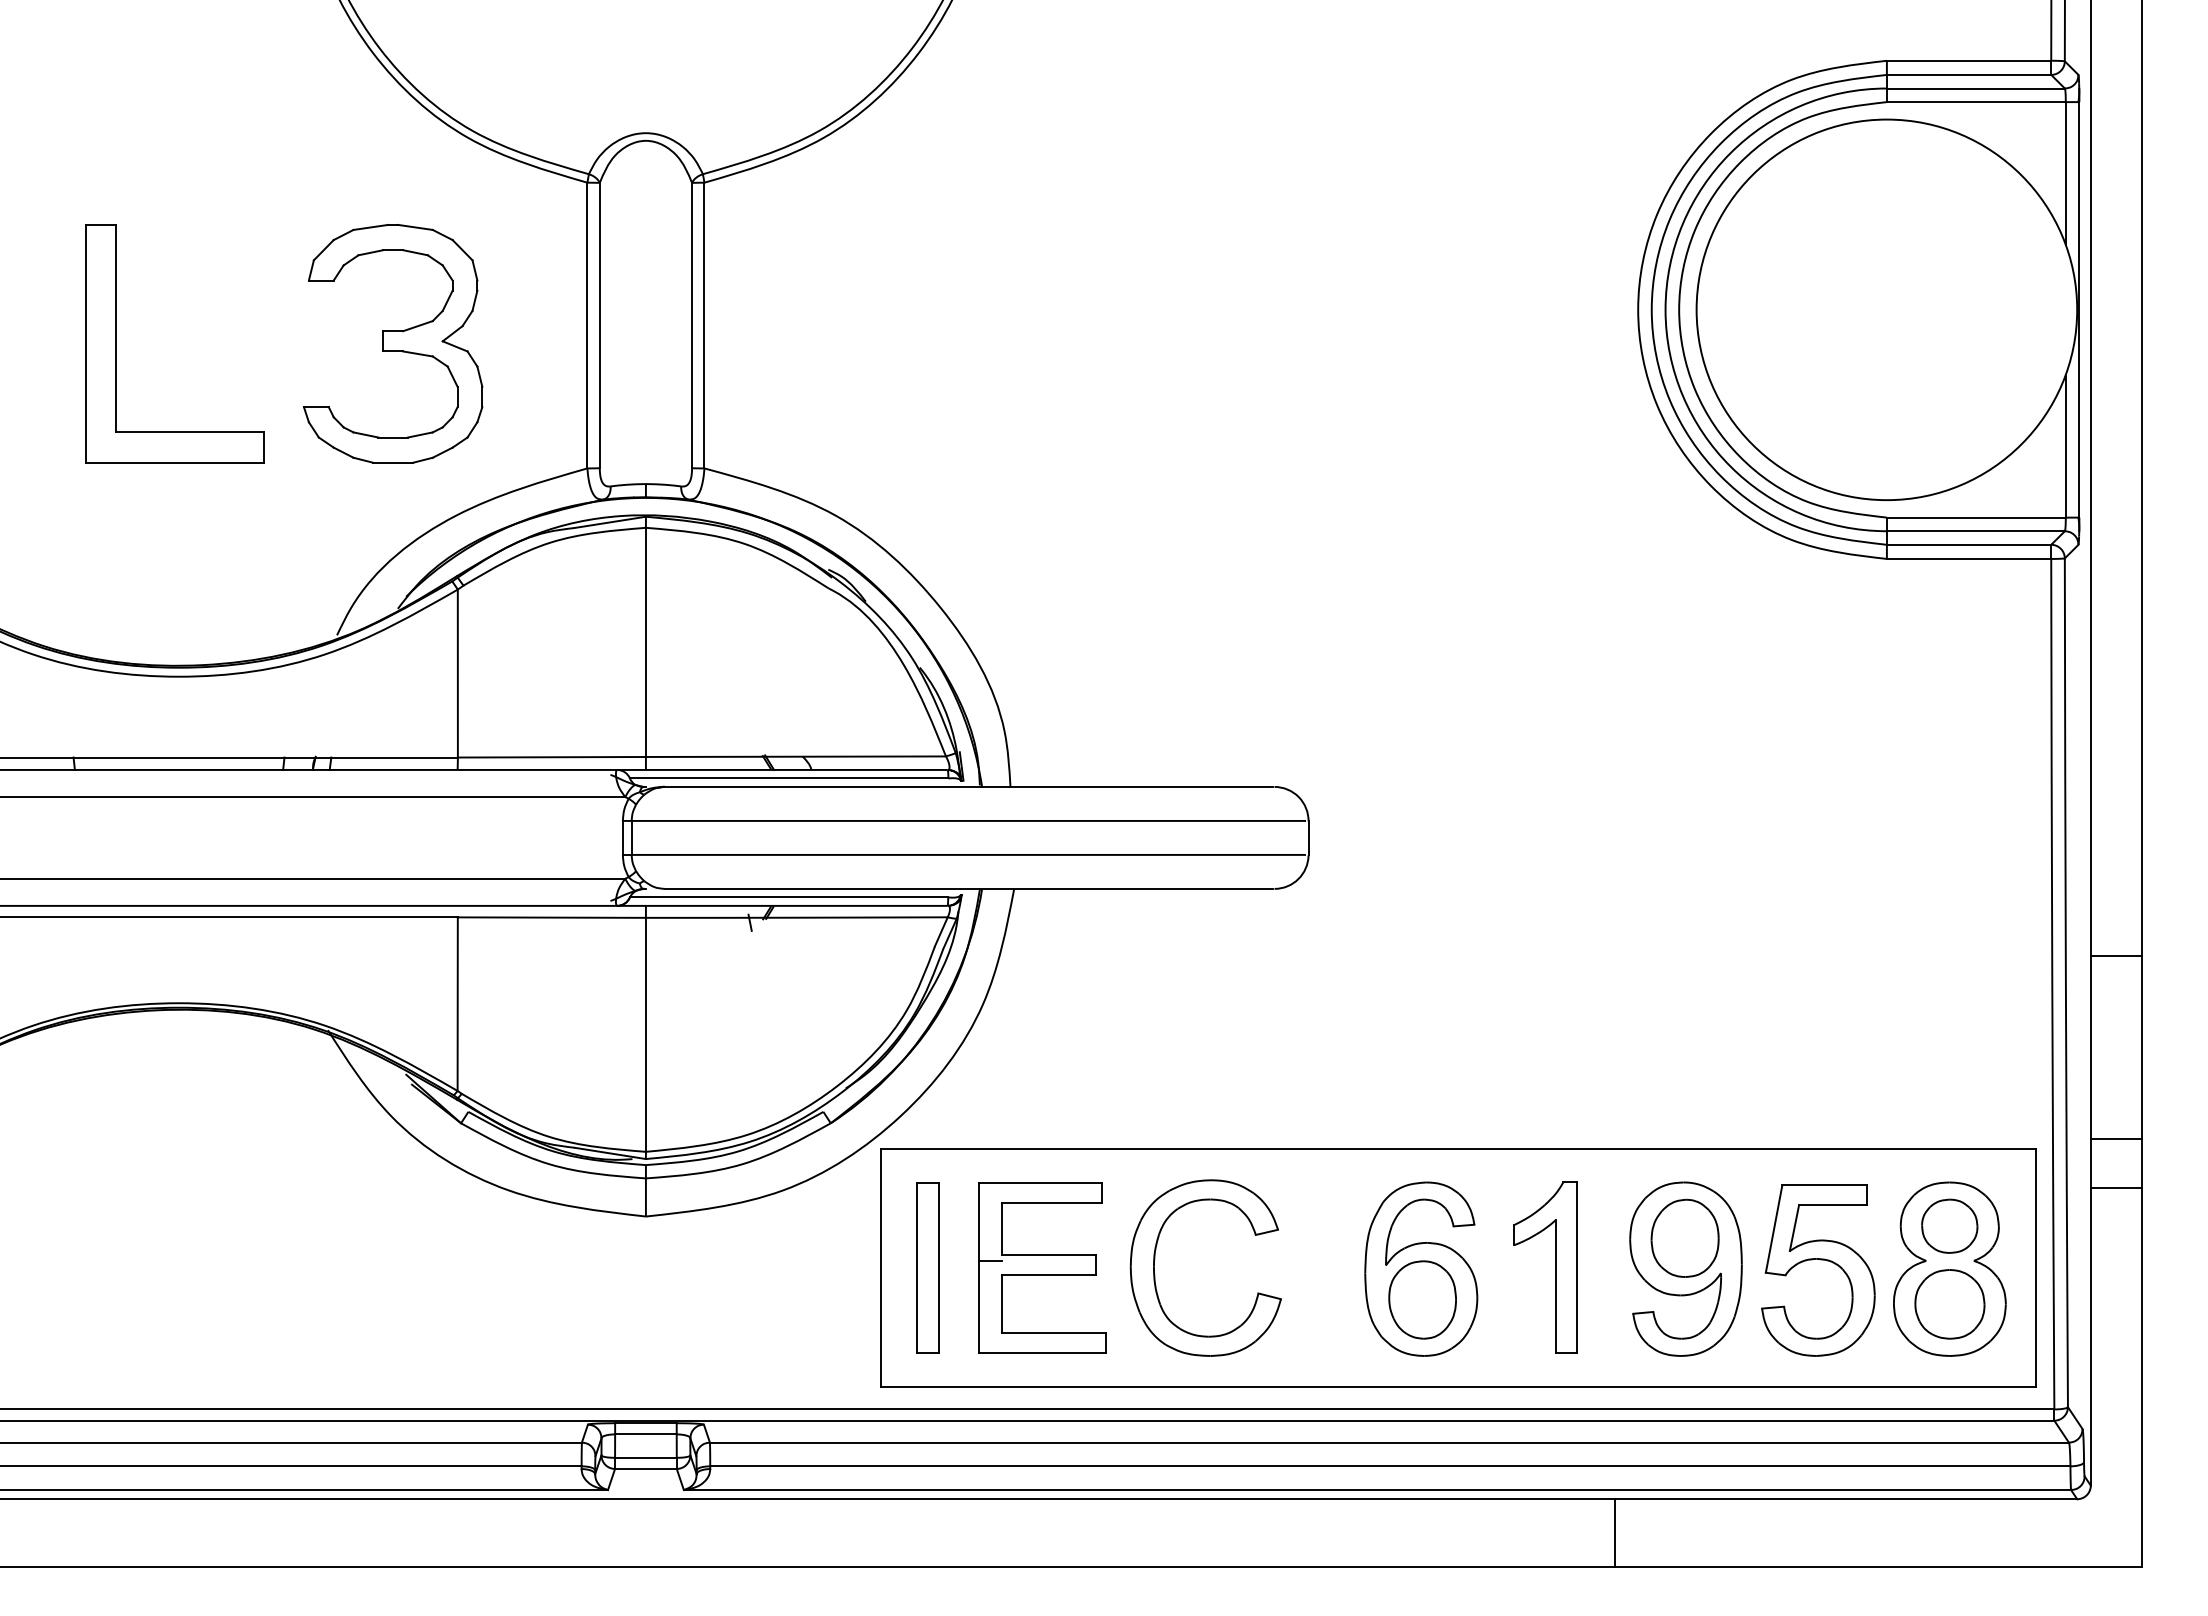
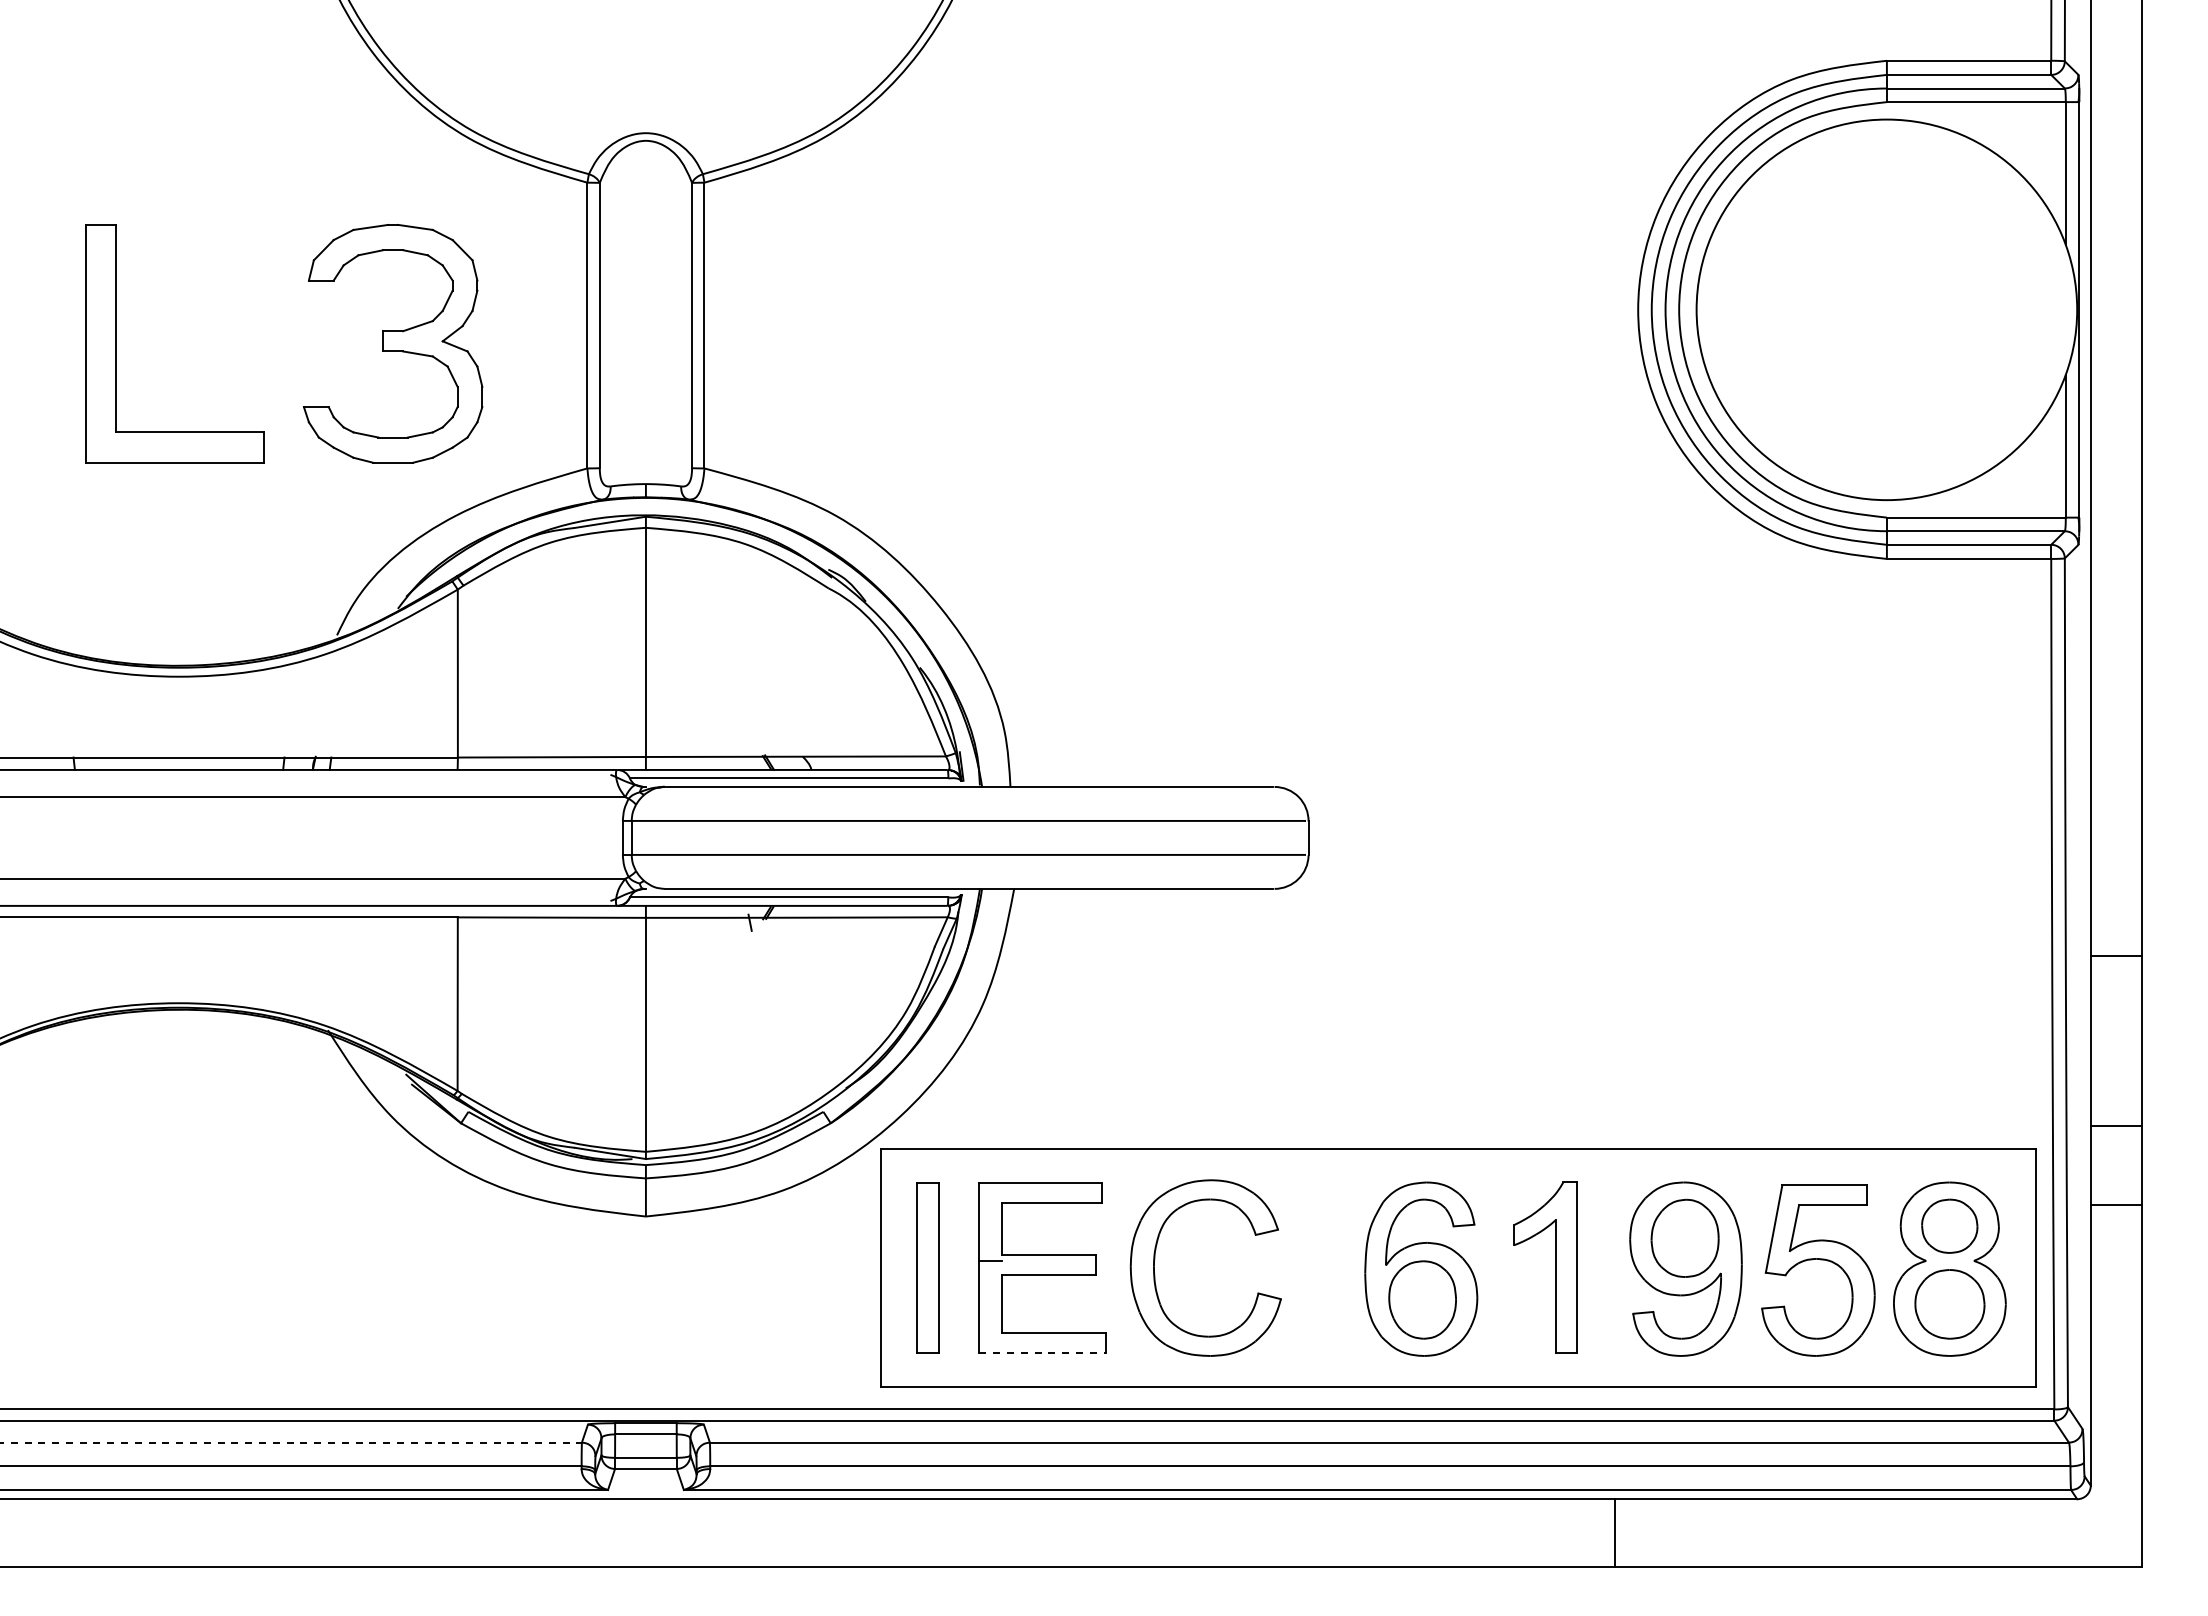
line position: (2115, 1139) -> (2115, 1126) (2115, 1126)
line position: (2115, 1187) -> (2115, 1204) (2115, 1204)
line: solid -> dashed (1043, 1353)
line: solid -> dashed (291, 1442)
